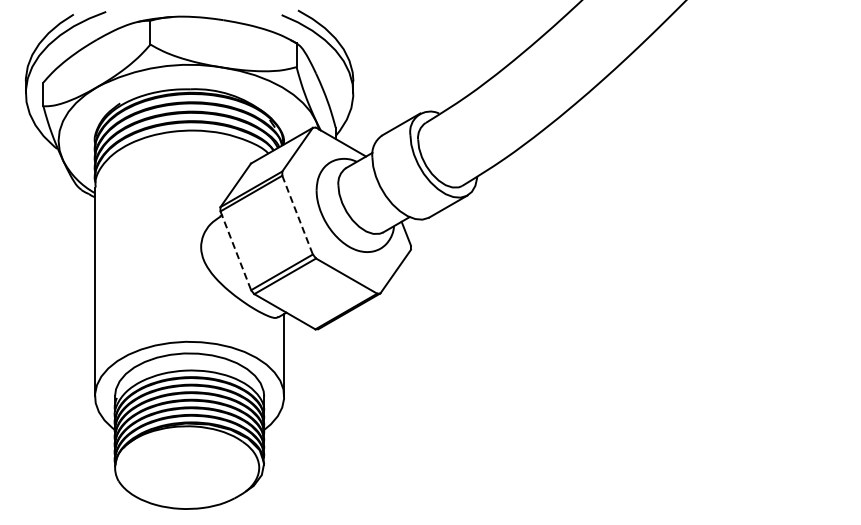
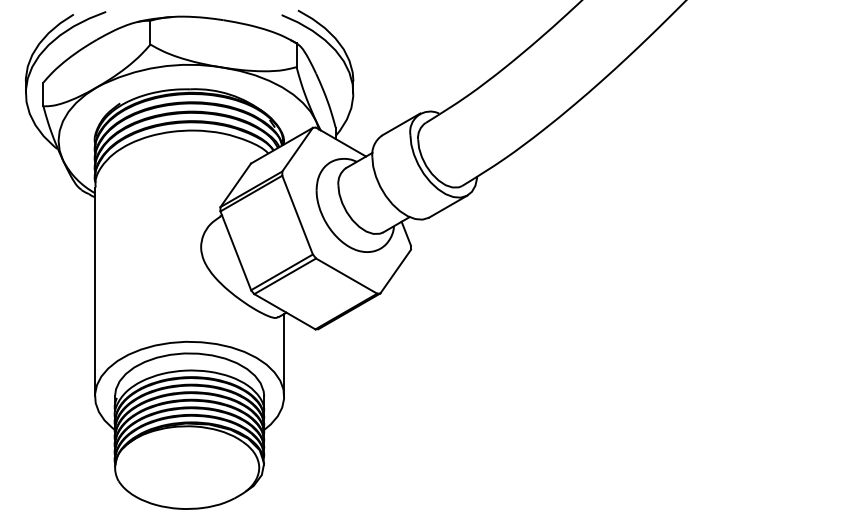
line: dashed -> solid (297, 215)
line: dashed -> solid (236, 251)
